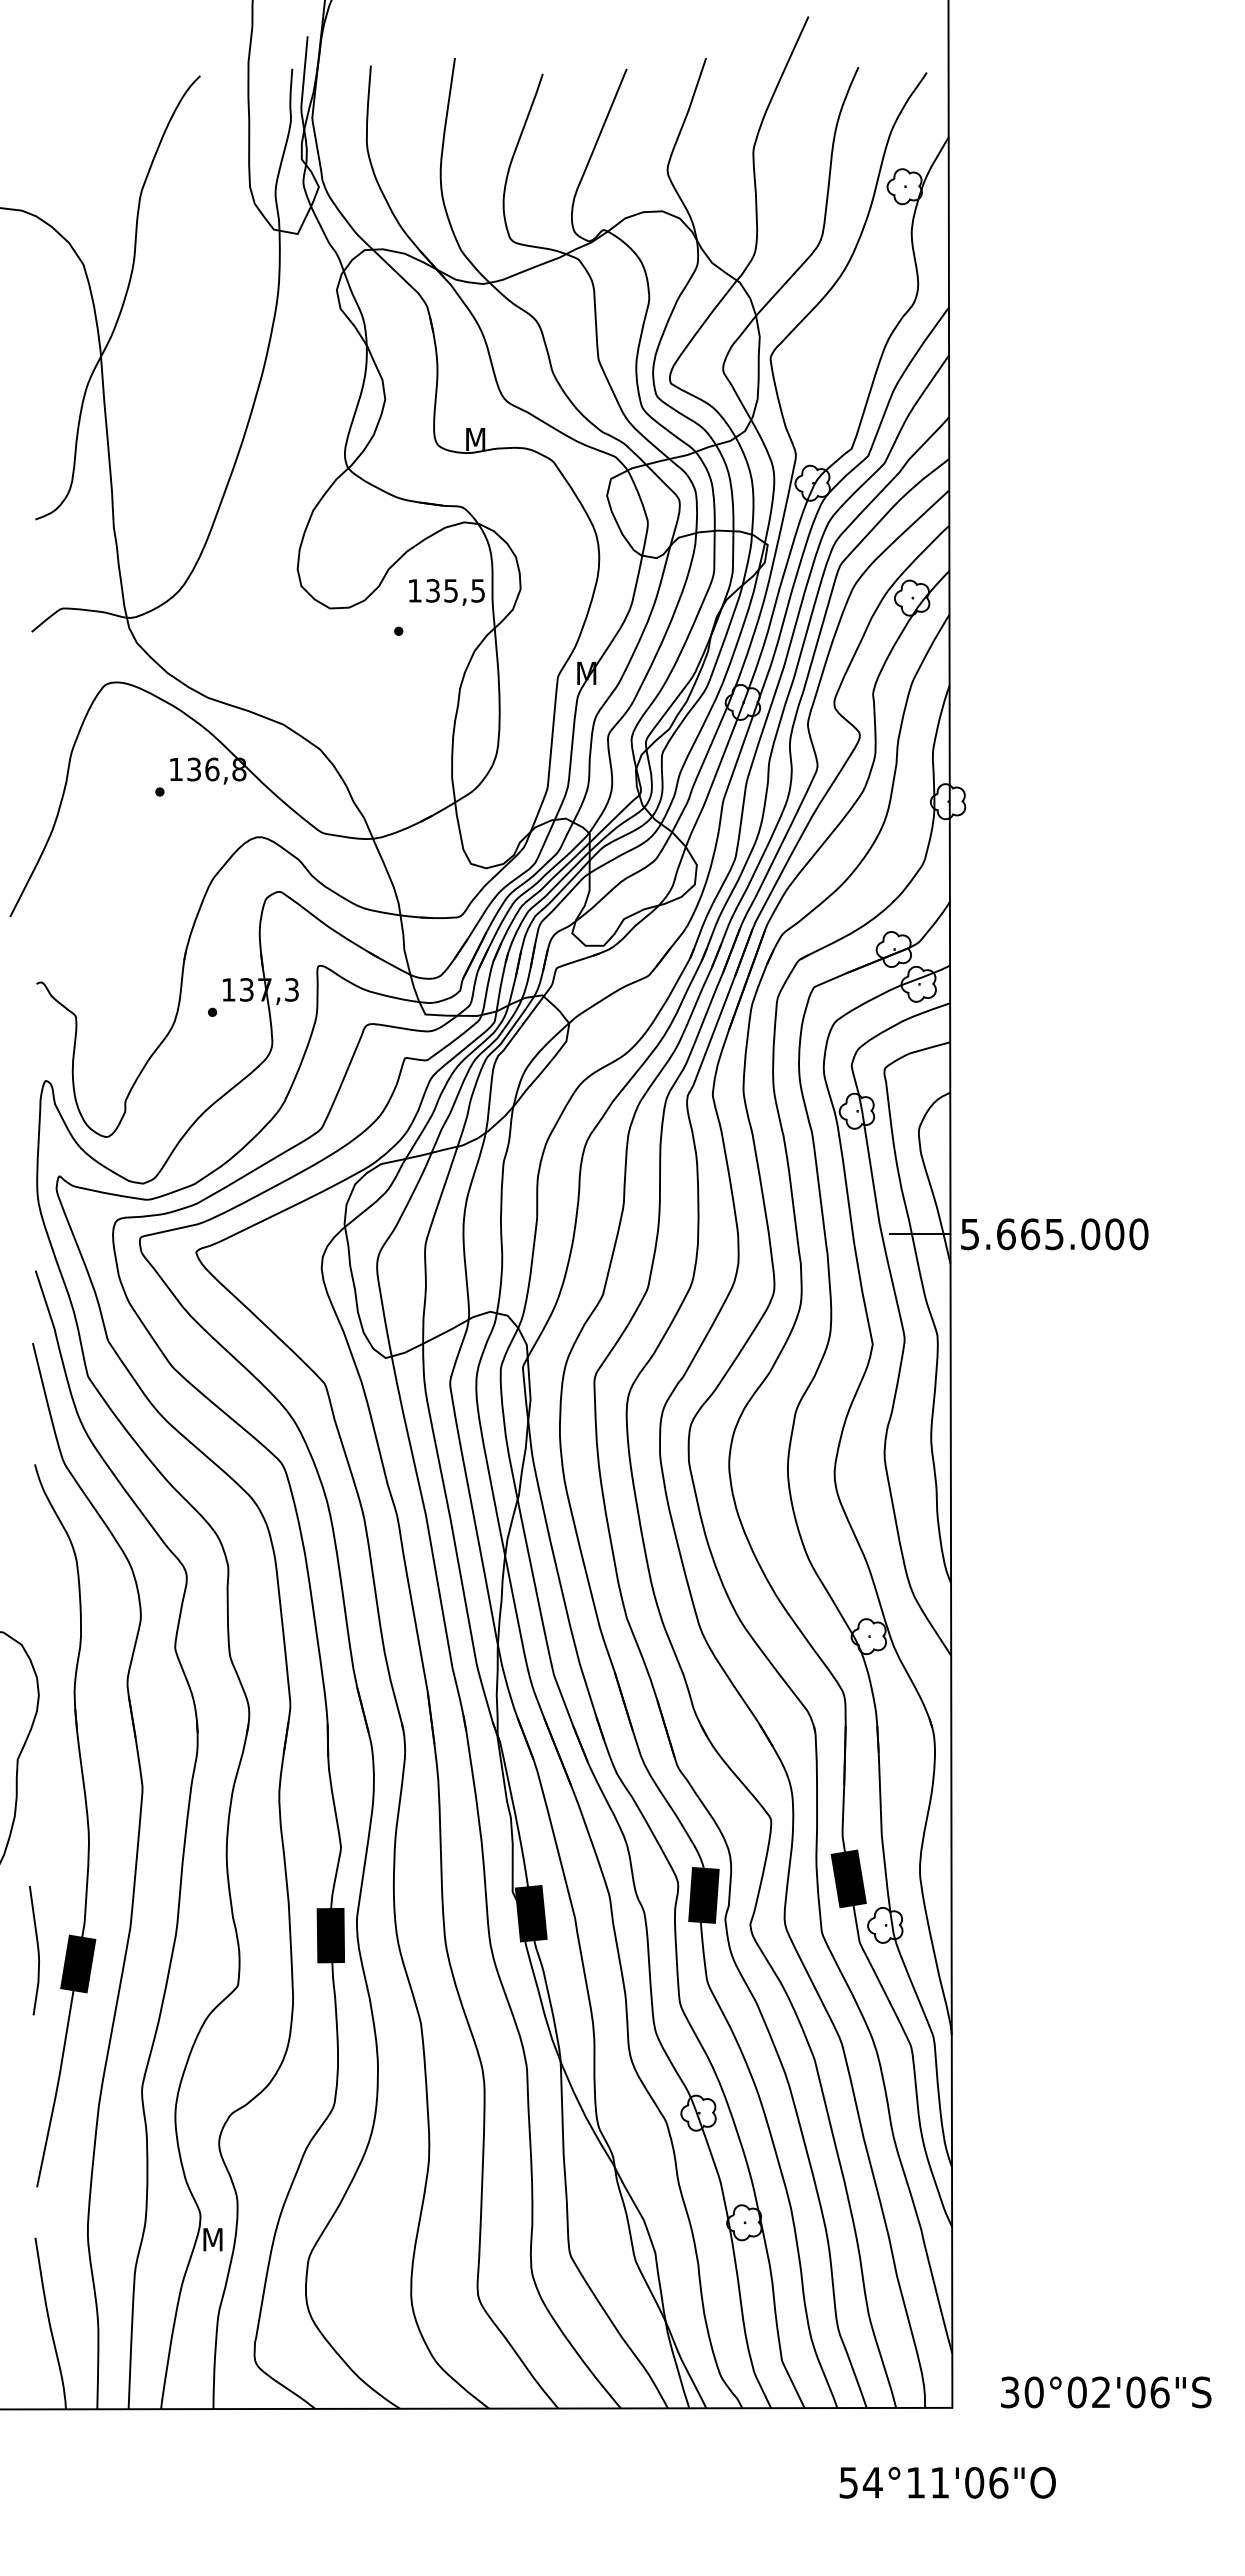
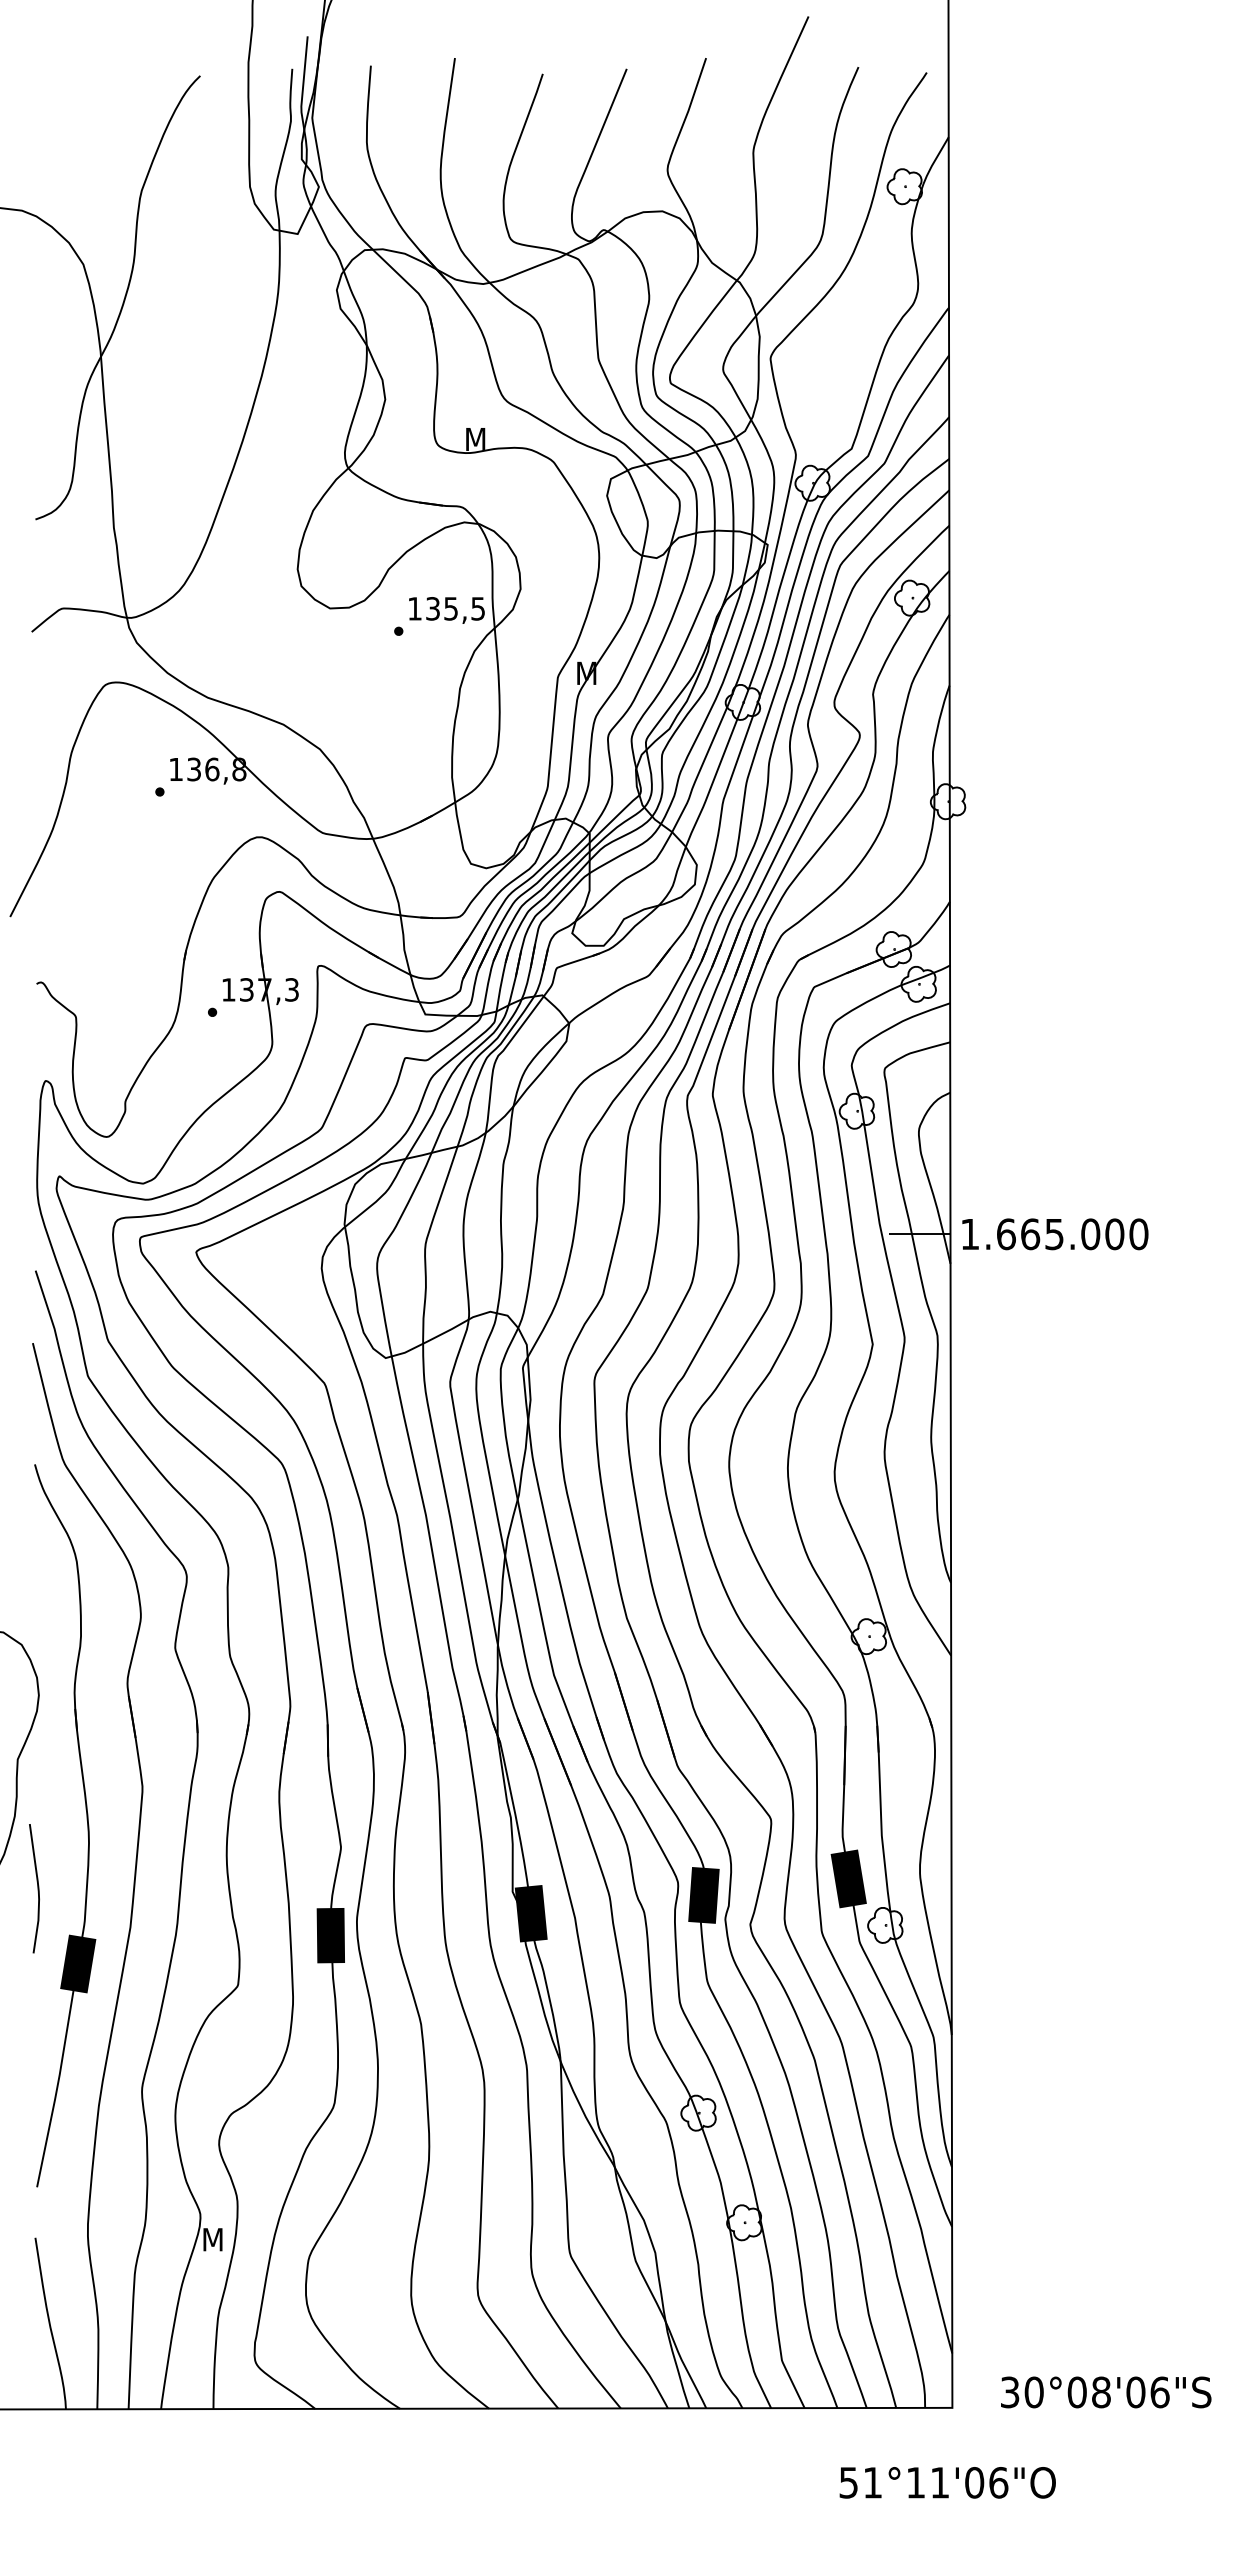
text position: (446, 592) -> (446, 610) (446, 610)
text: 5.665.000 -> 1.665.000 (969, 1234)
curve position: (37, 1950) -> (37, 1888) (37, 1888)
text: 30°02'06"S -> 30°08'06"S (1101, 2392)
text: 54°11'06"O -> 51°11'06"O (872, 2482)
